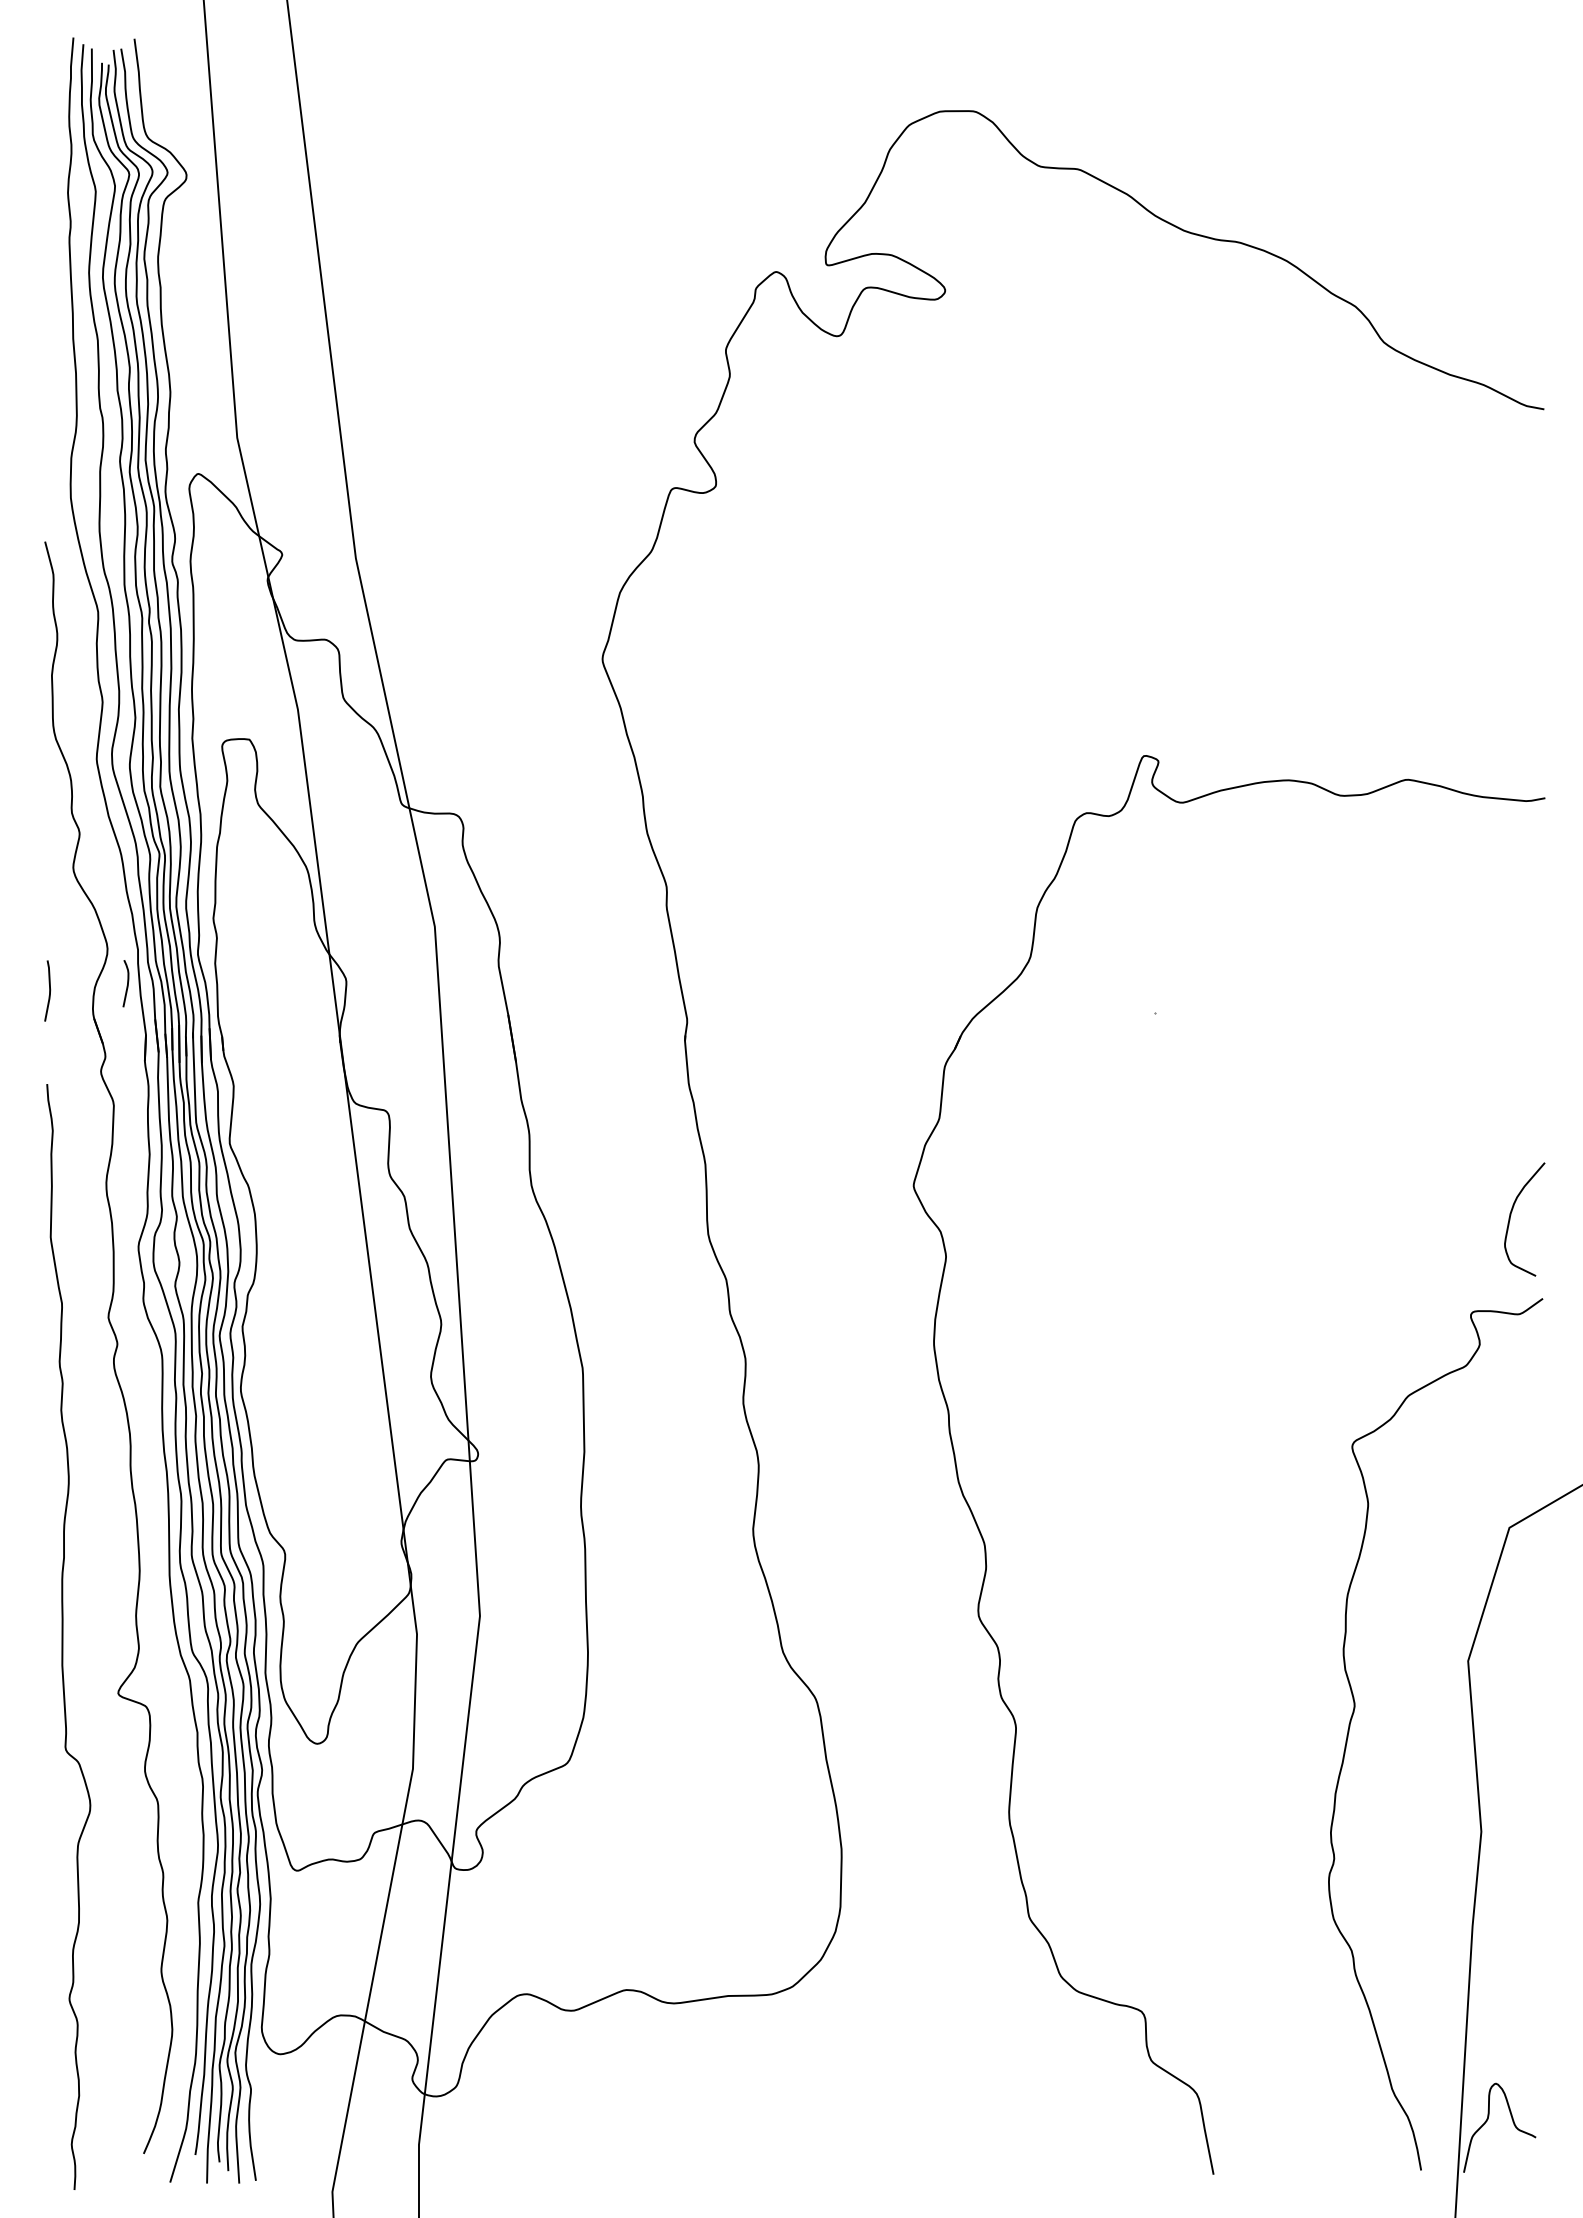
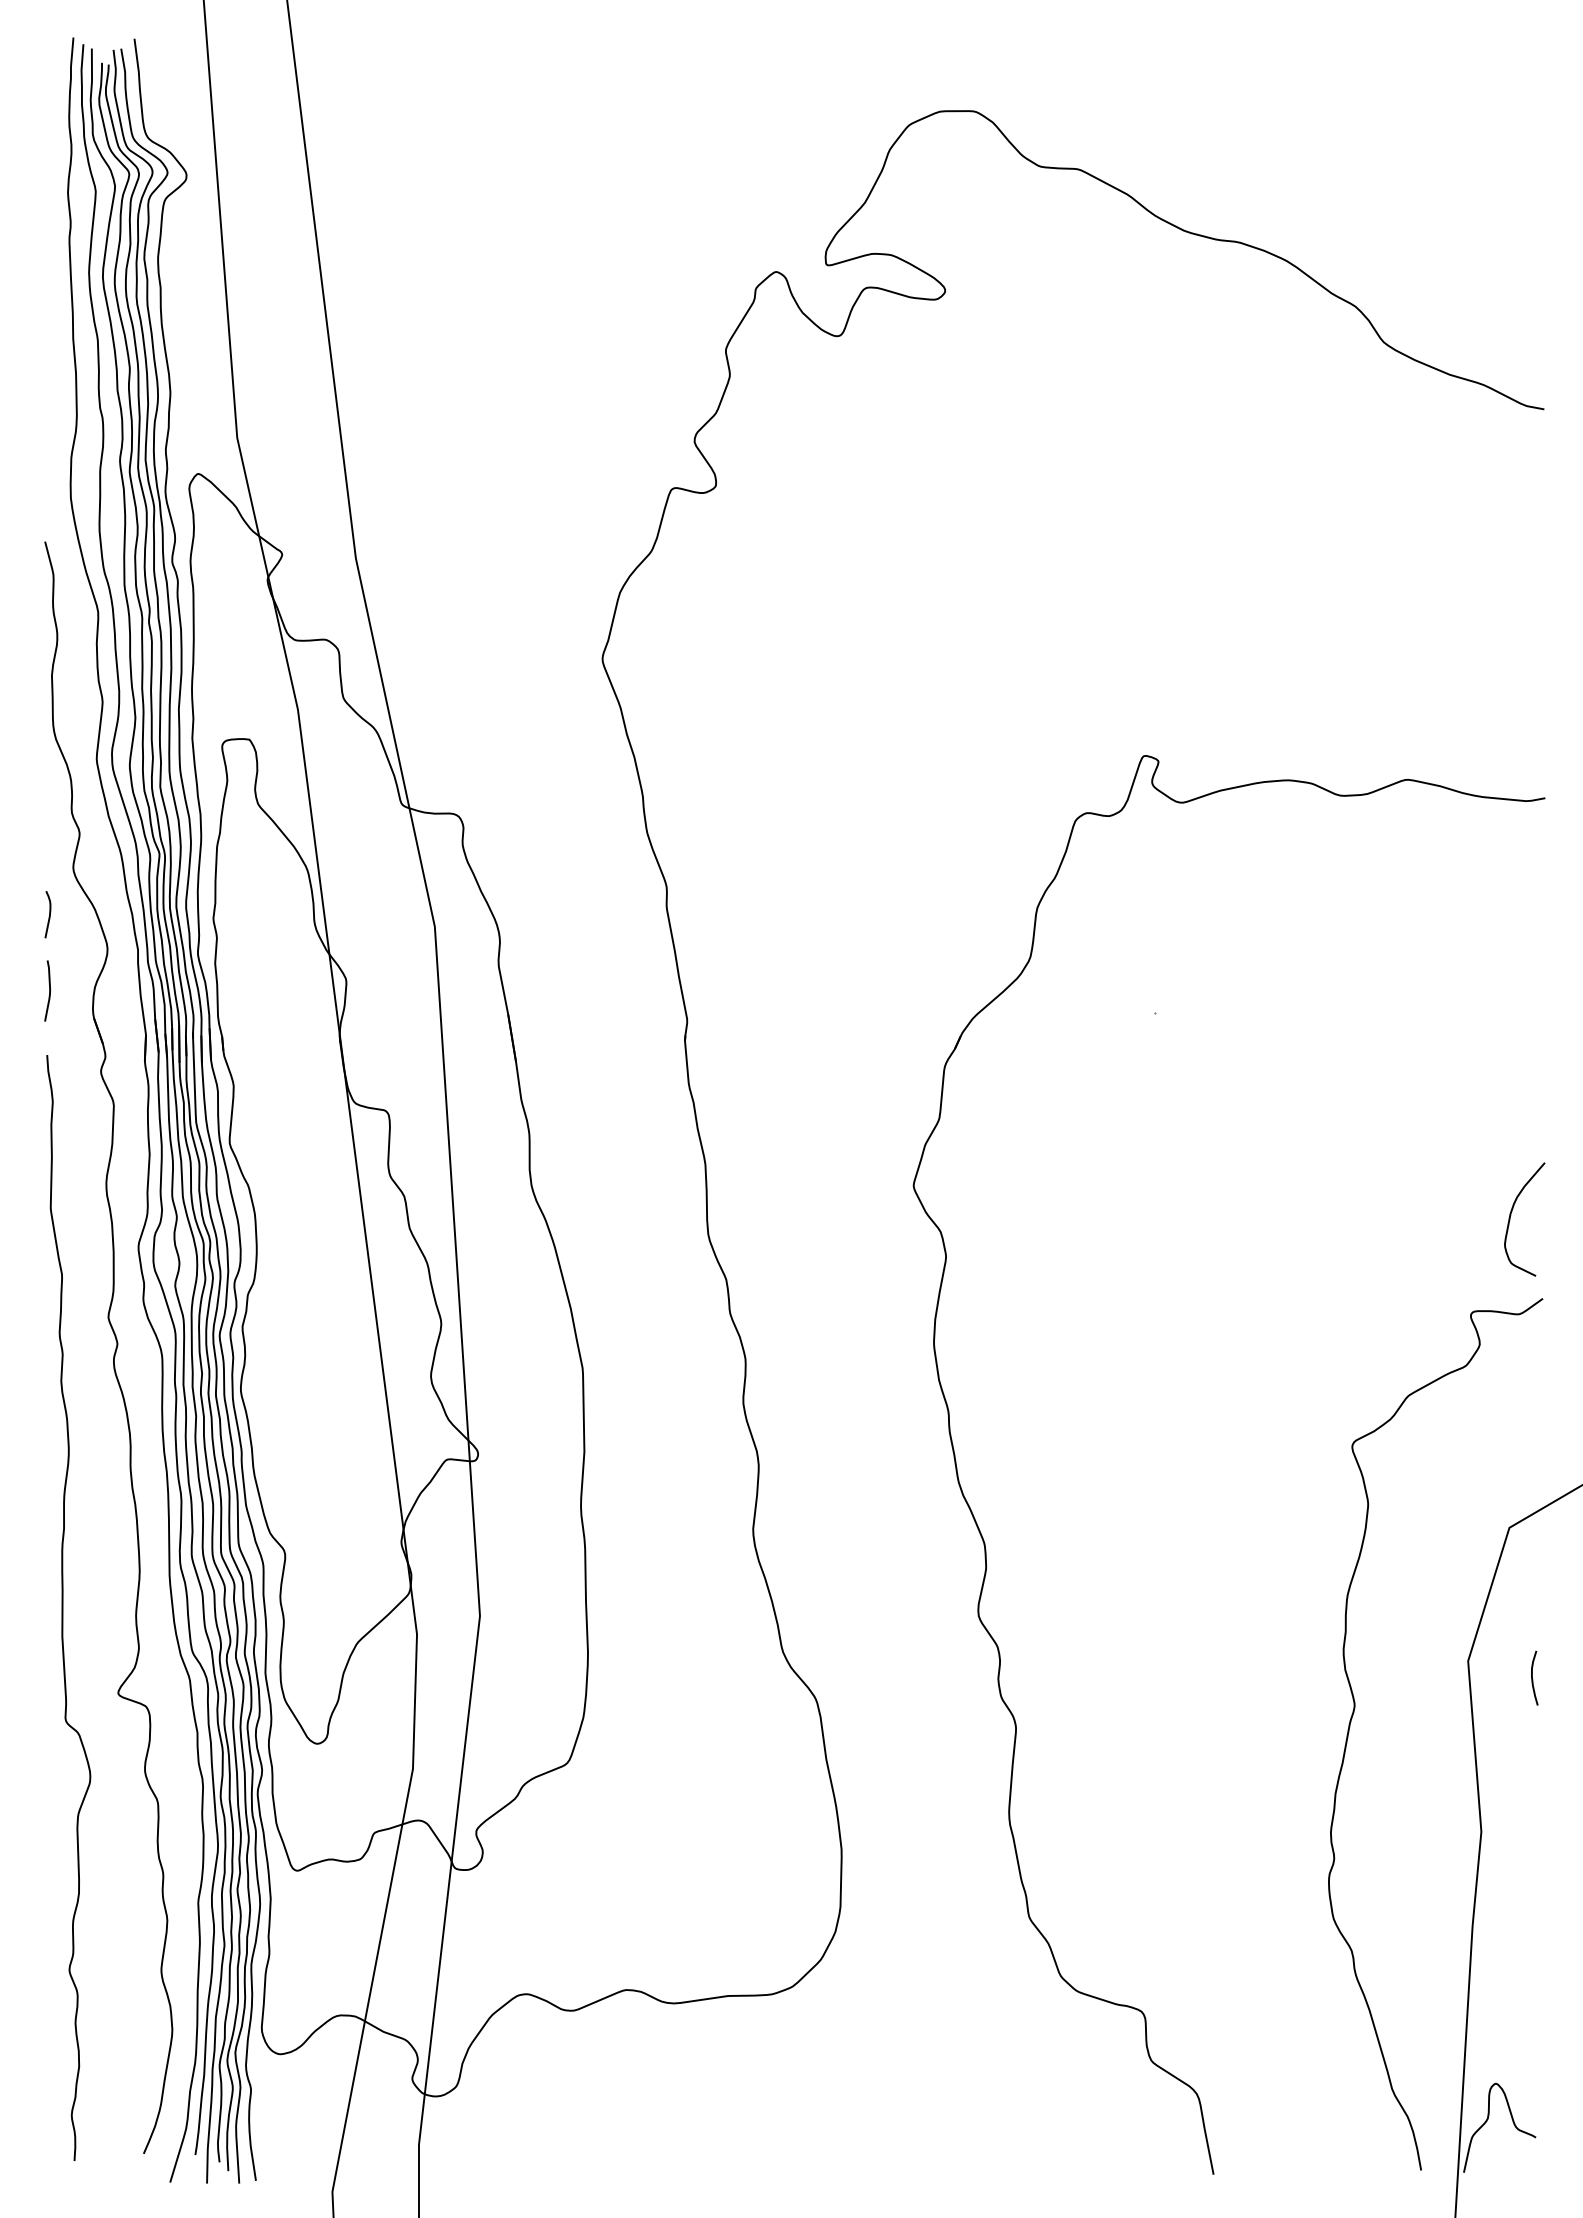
curve position: (127, 983) -> (49, 914) (49, 914)
curve position: (63, 1636) -> (63, 1607) (63, 1607)
curve: none -> present (1532, 1677)
